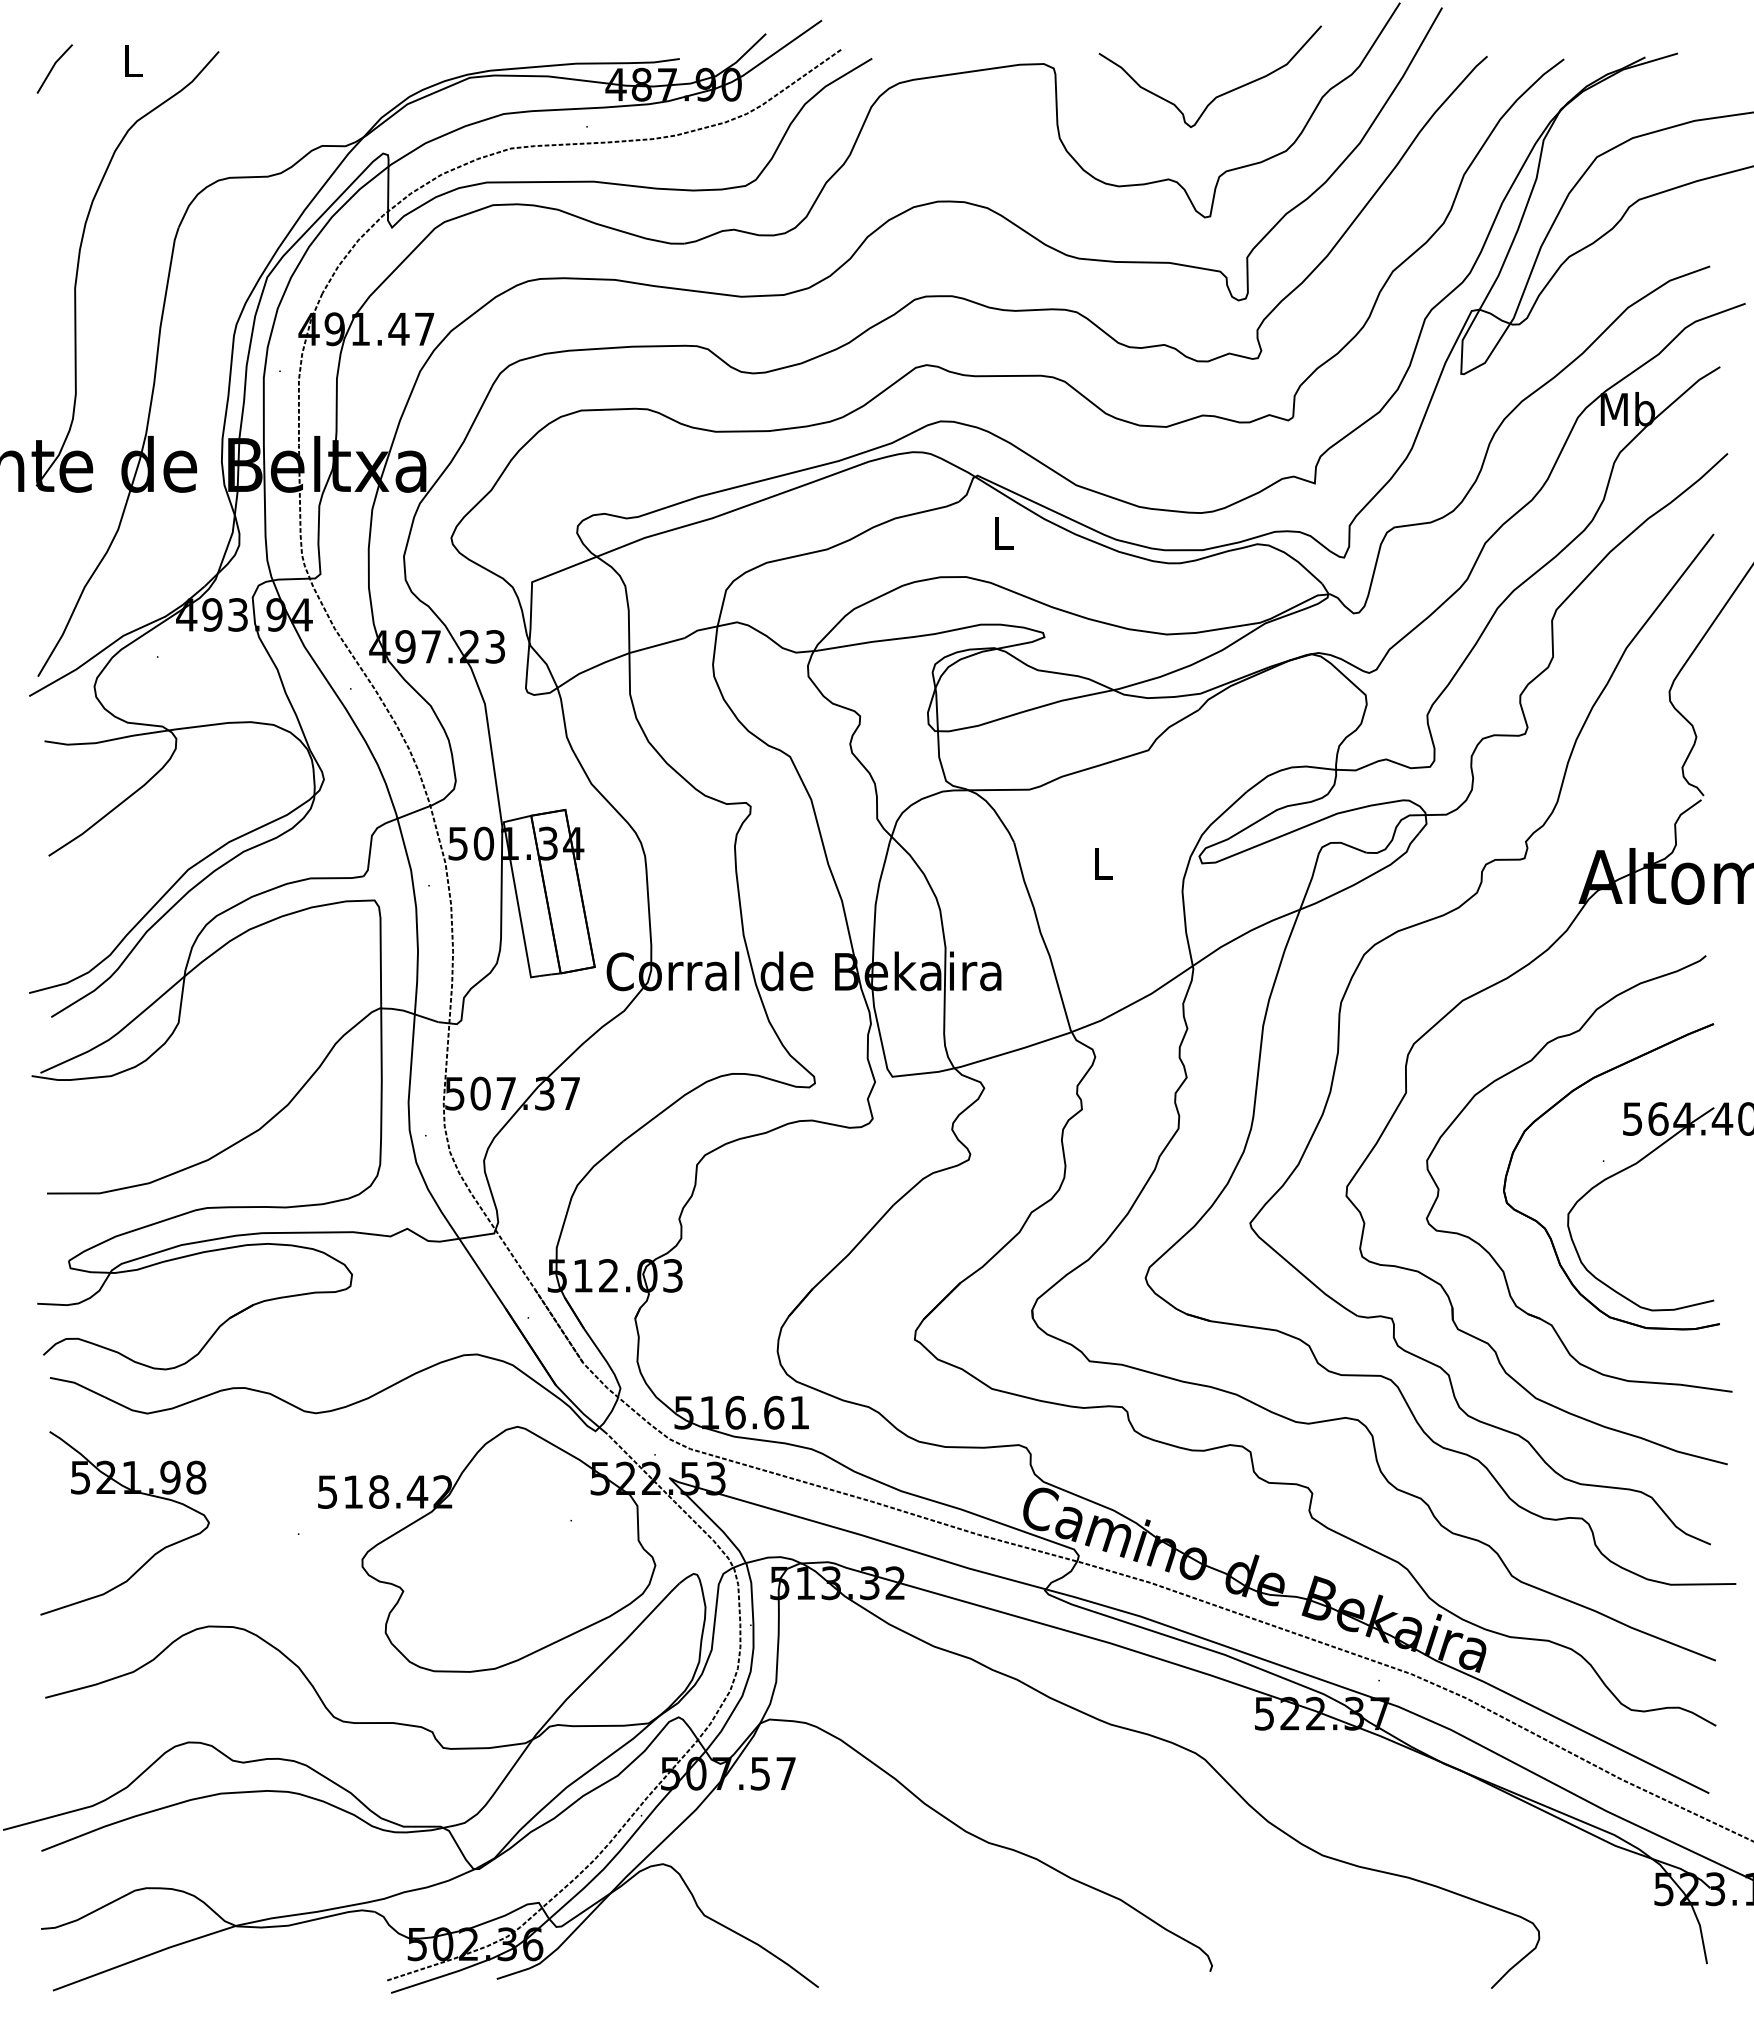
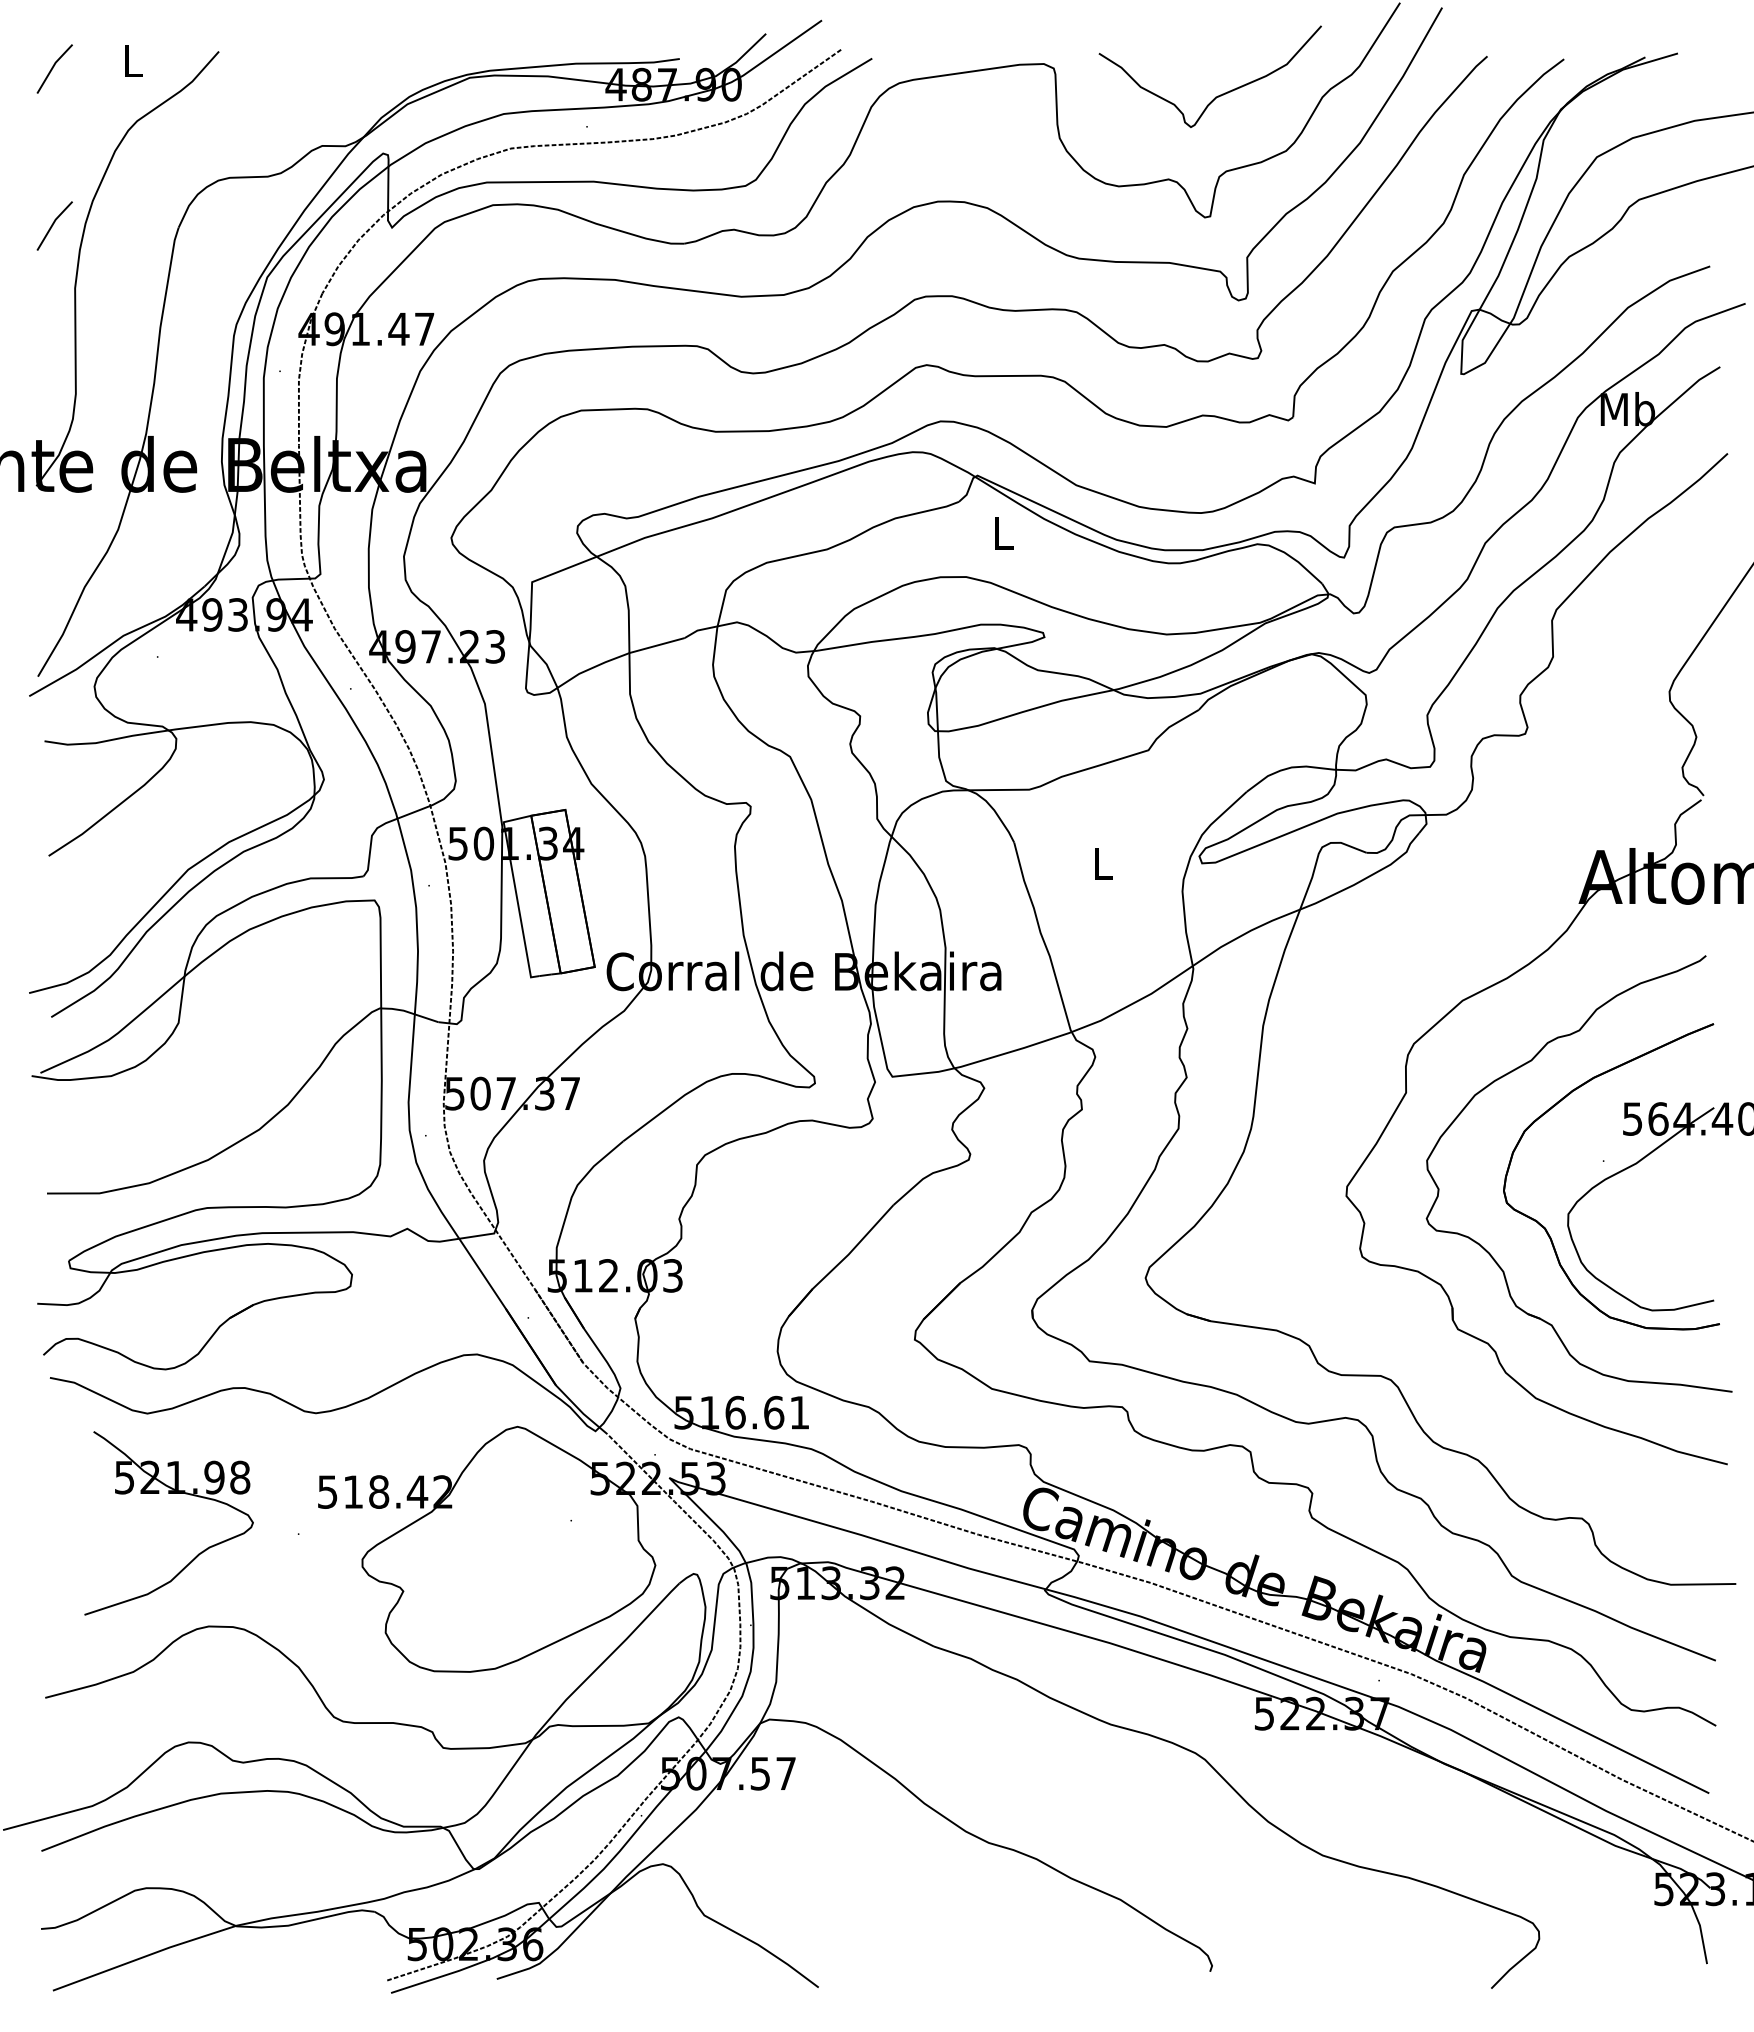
line: none -> present (53, 225)
part: present -> none (1435, 919)
part position: (124, 1493) -> (168, 1493) (168, 1493)
